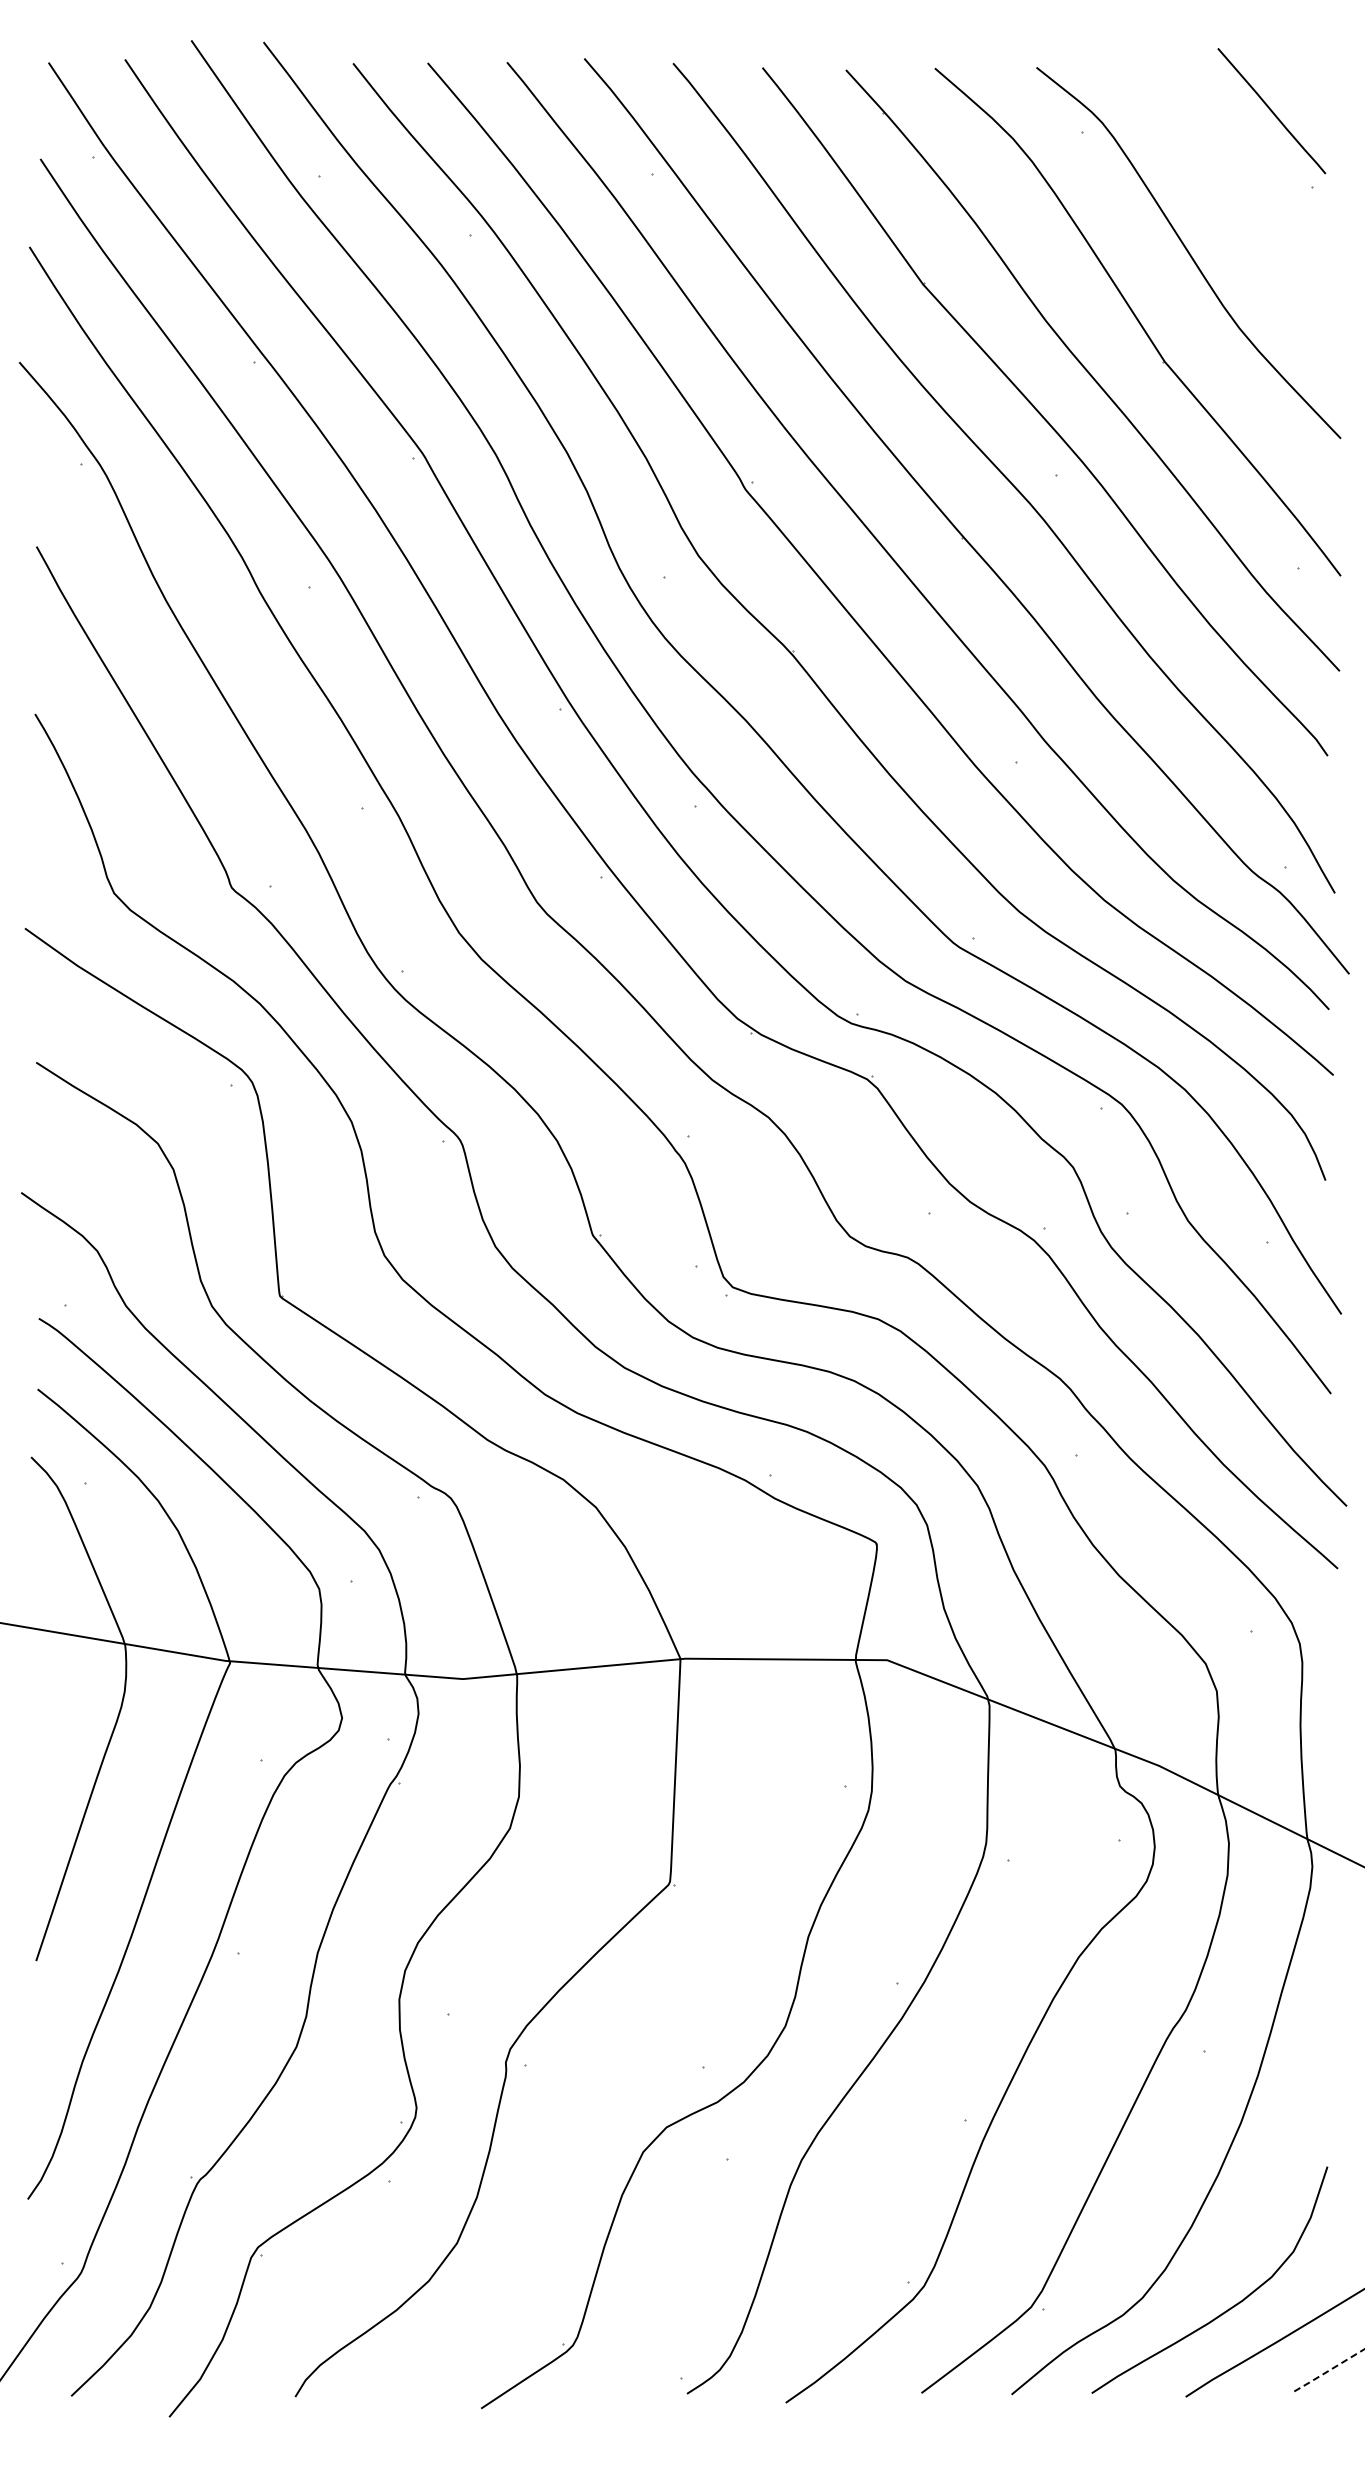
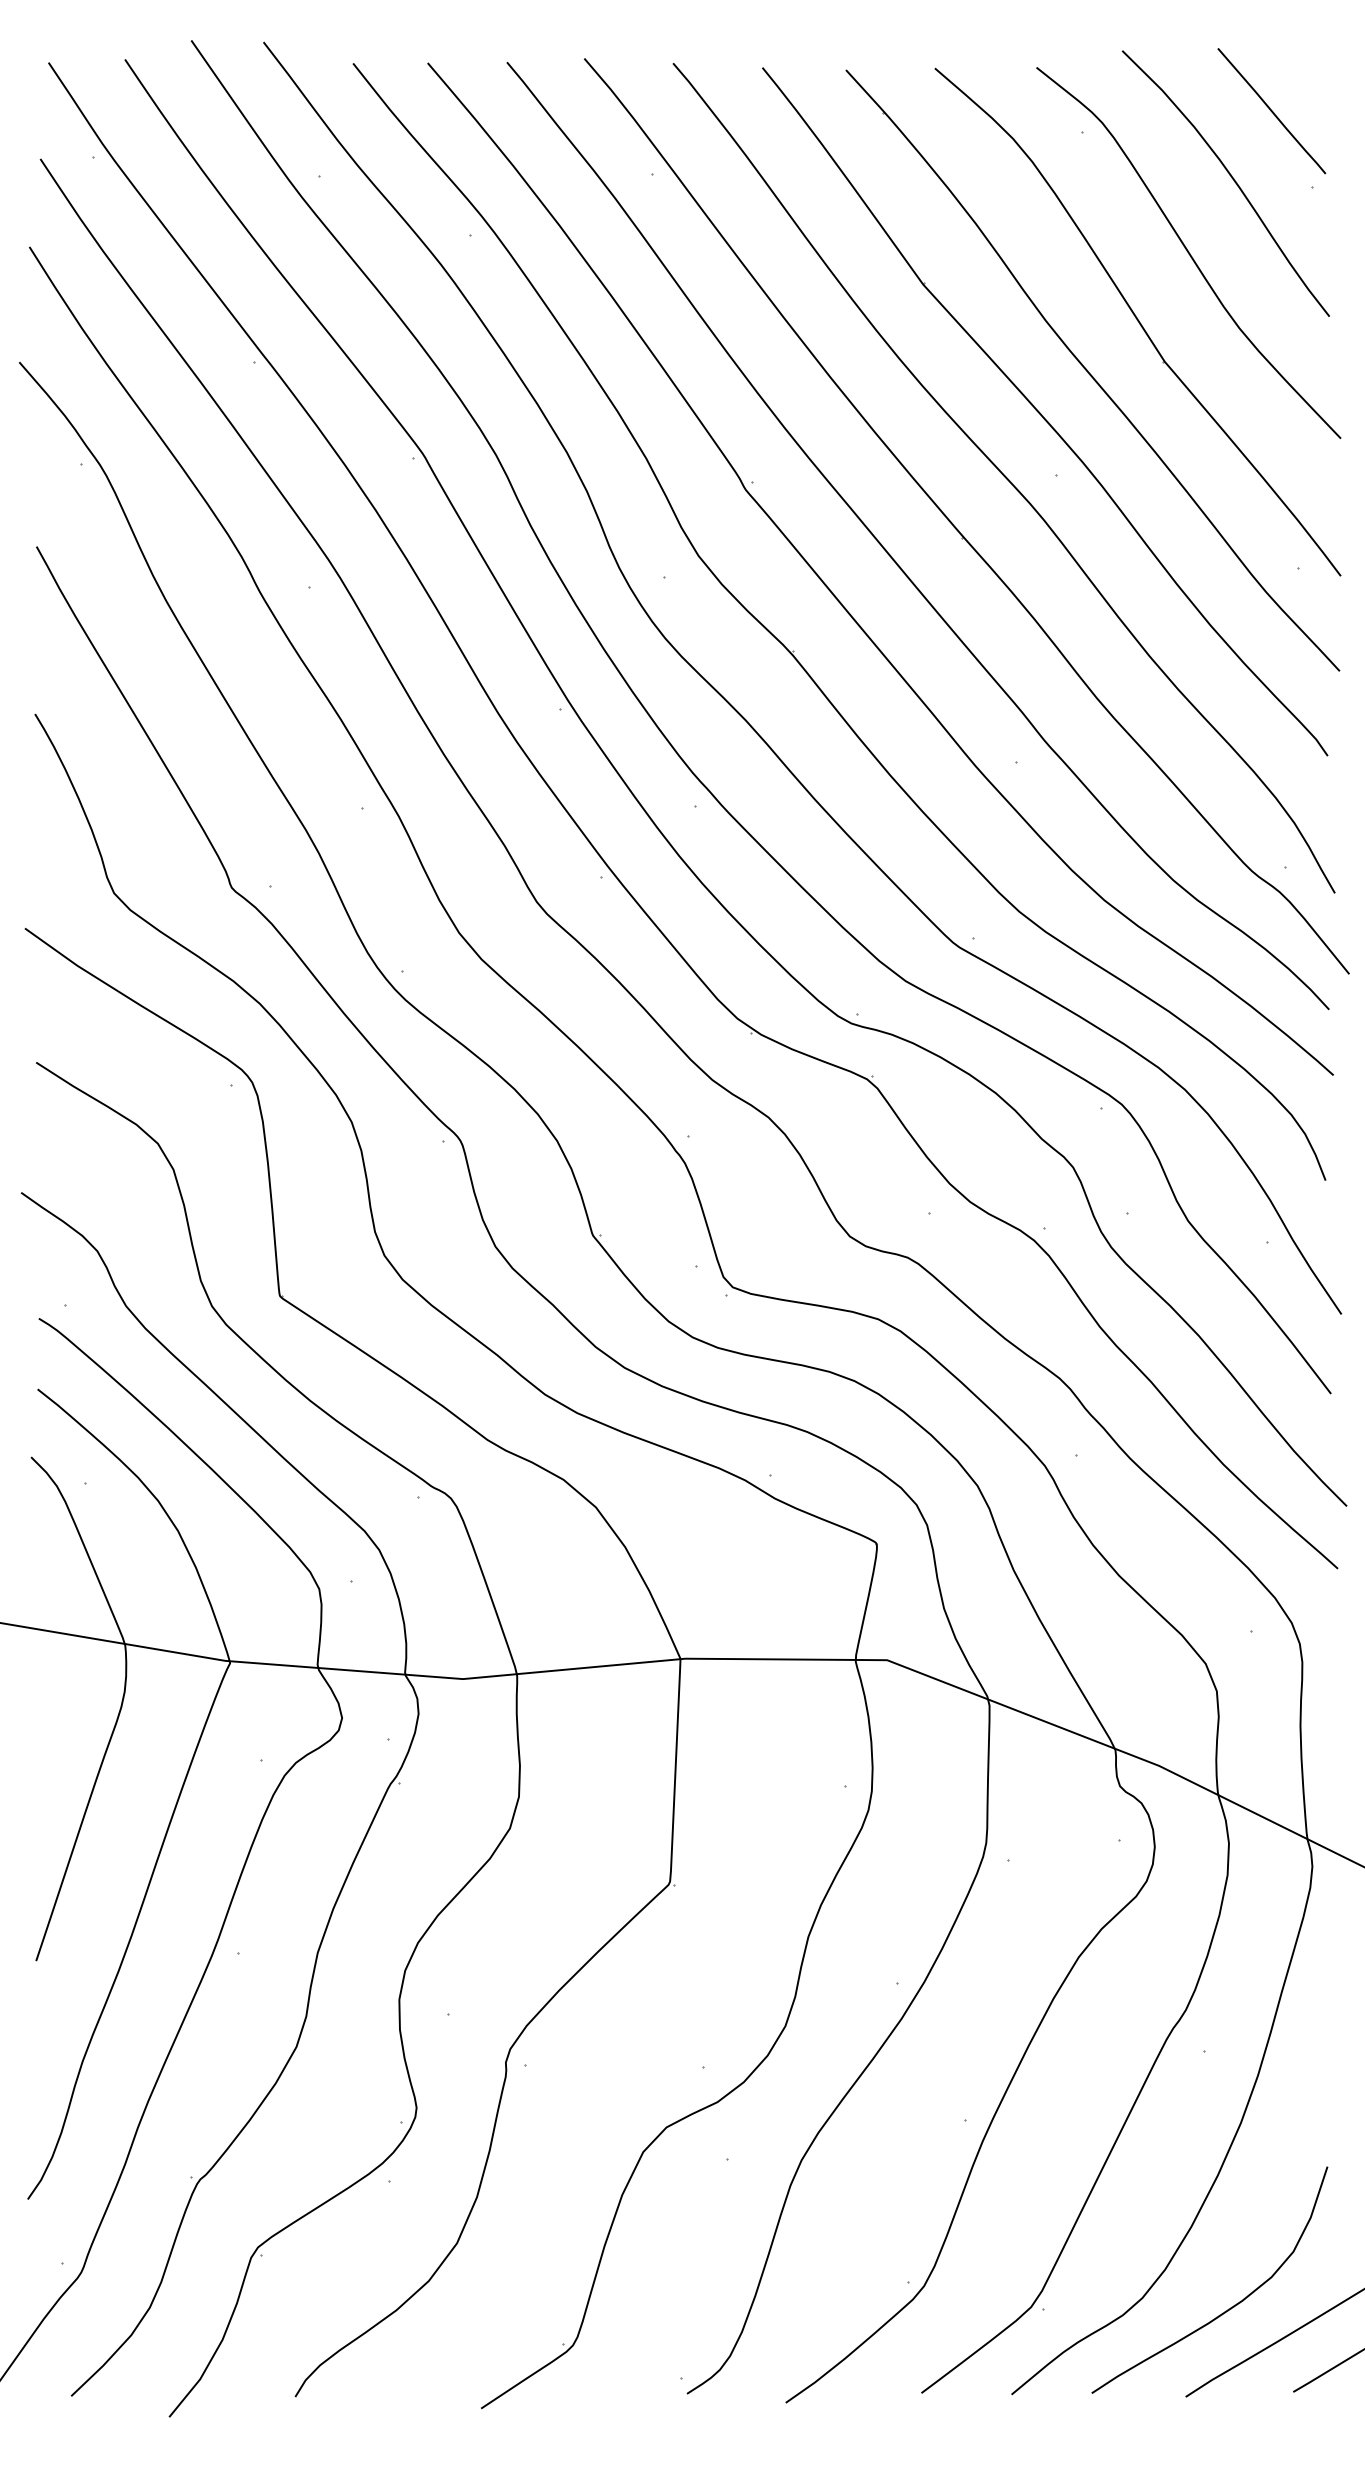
curve: none -> present (1231, 178)
line: dashed -> solid (1328, 2371)
